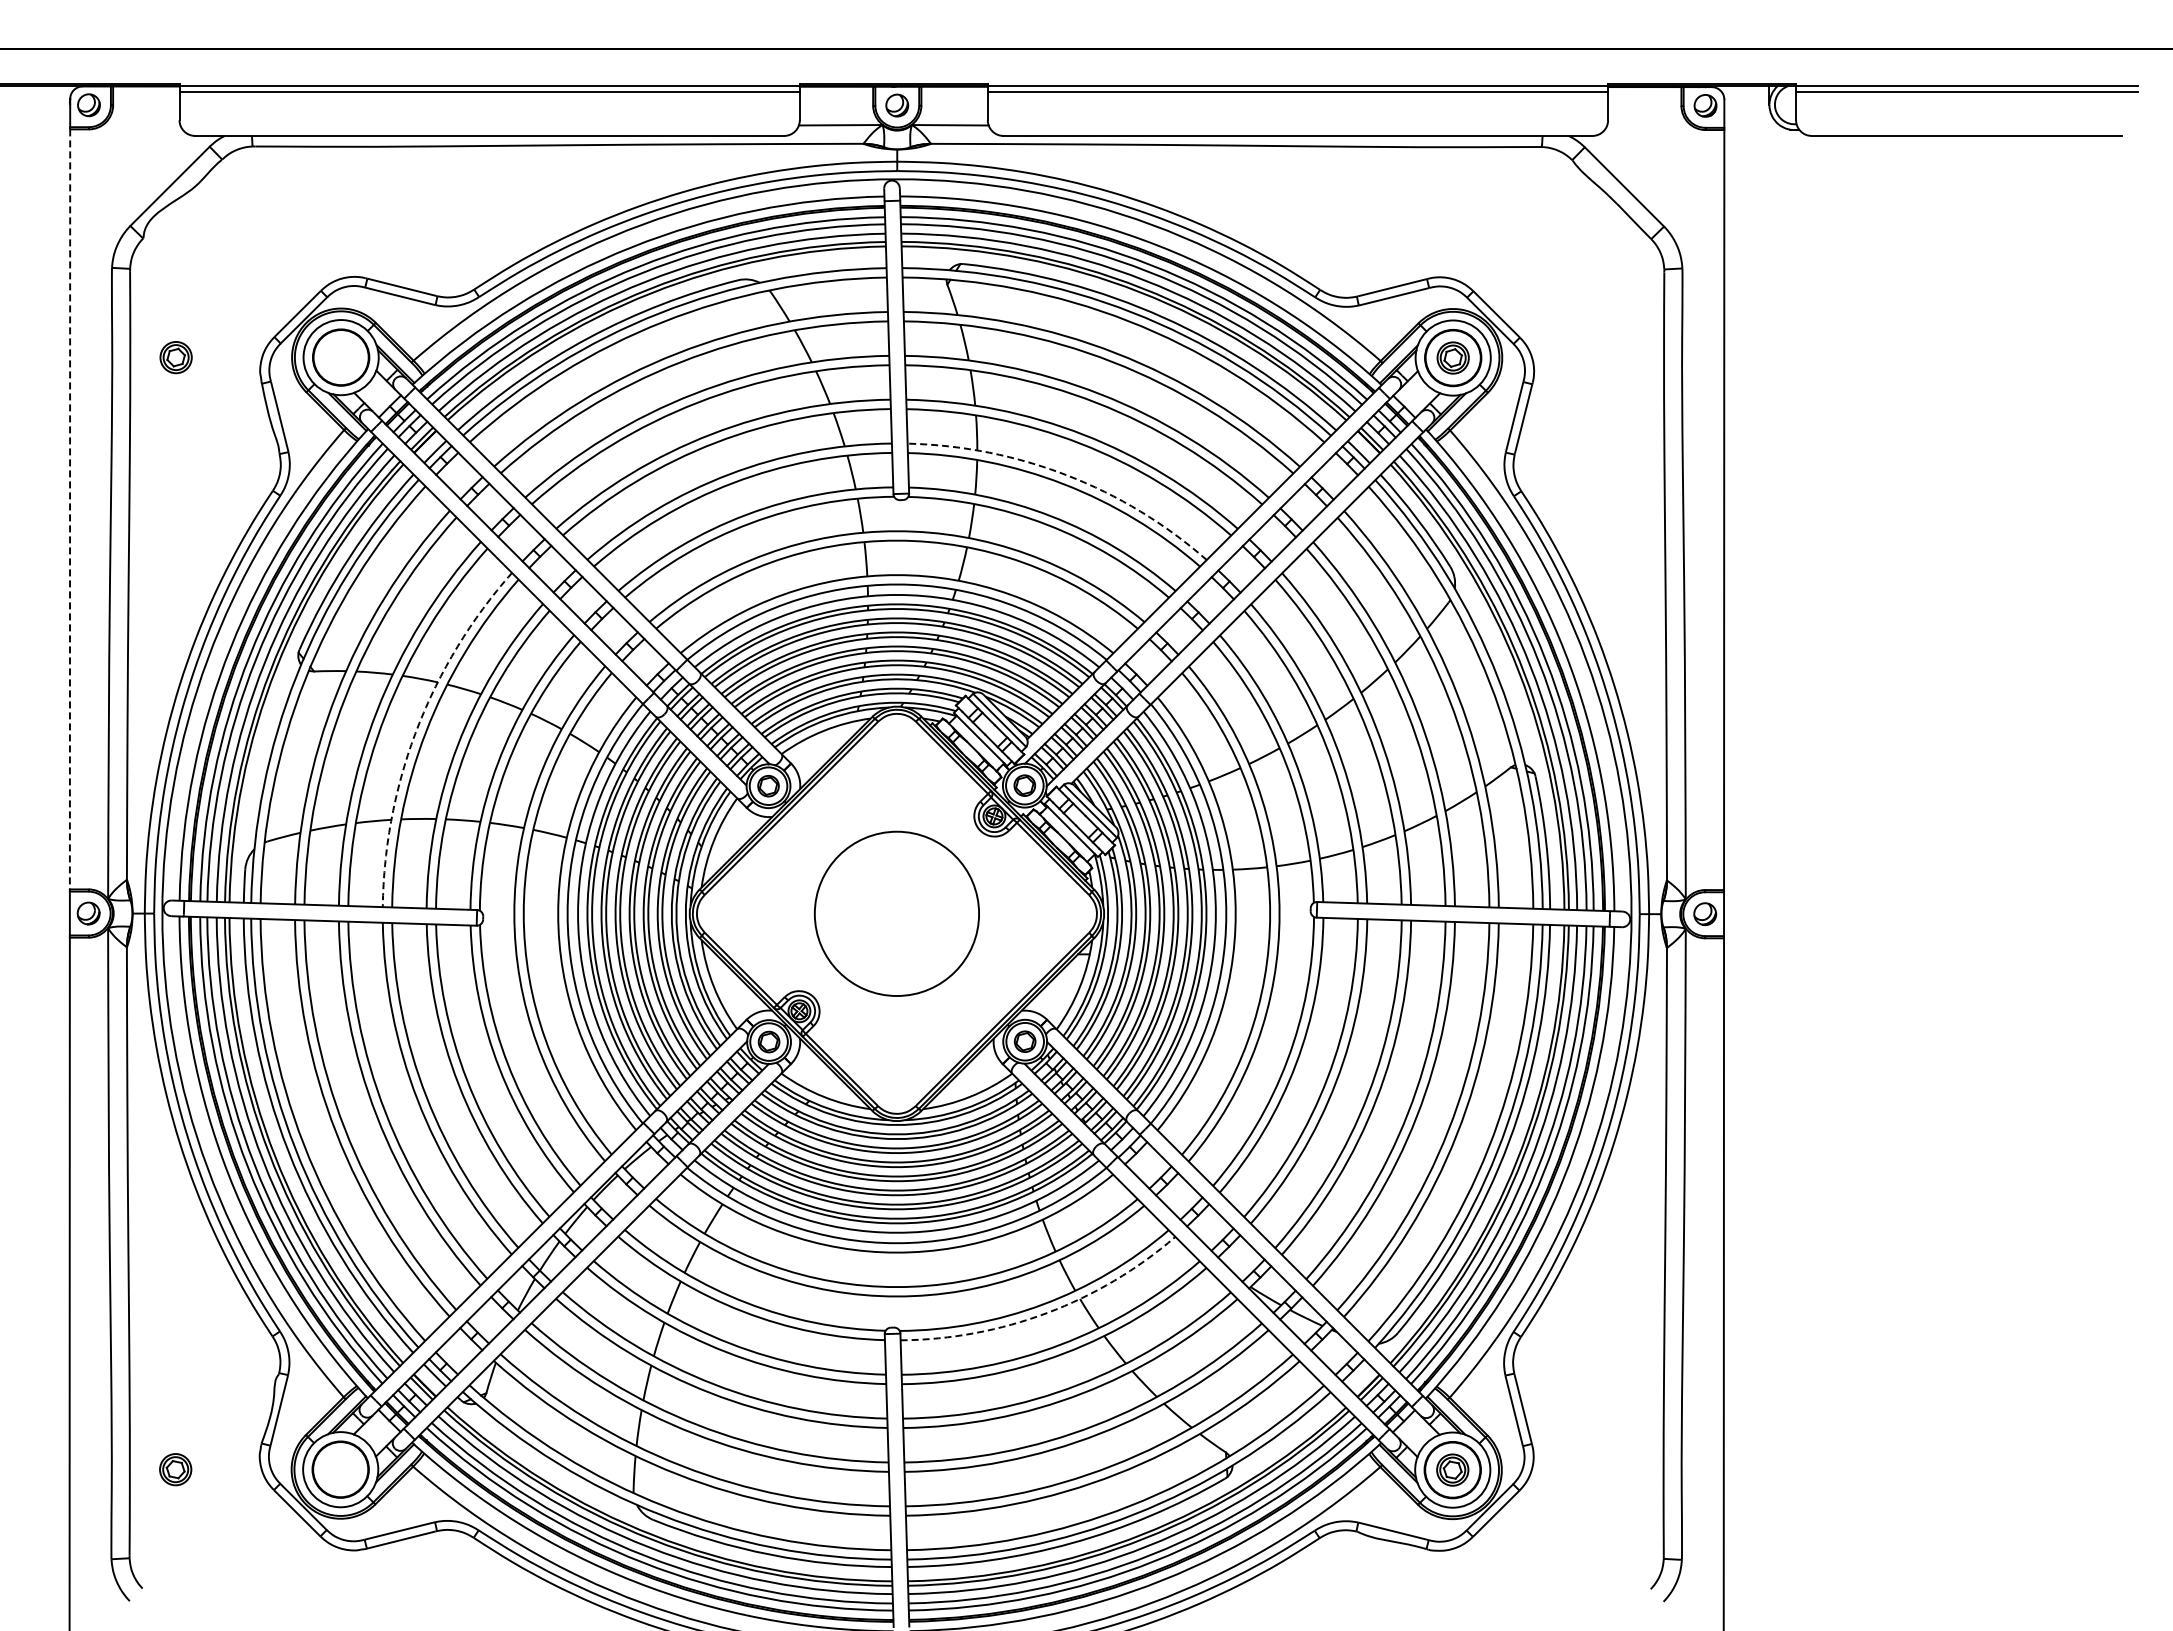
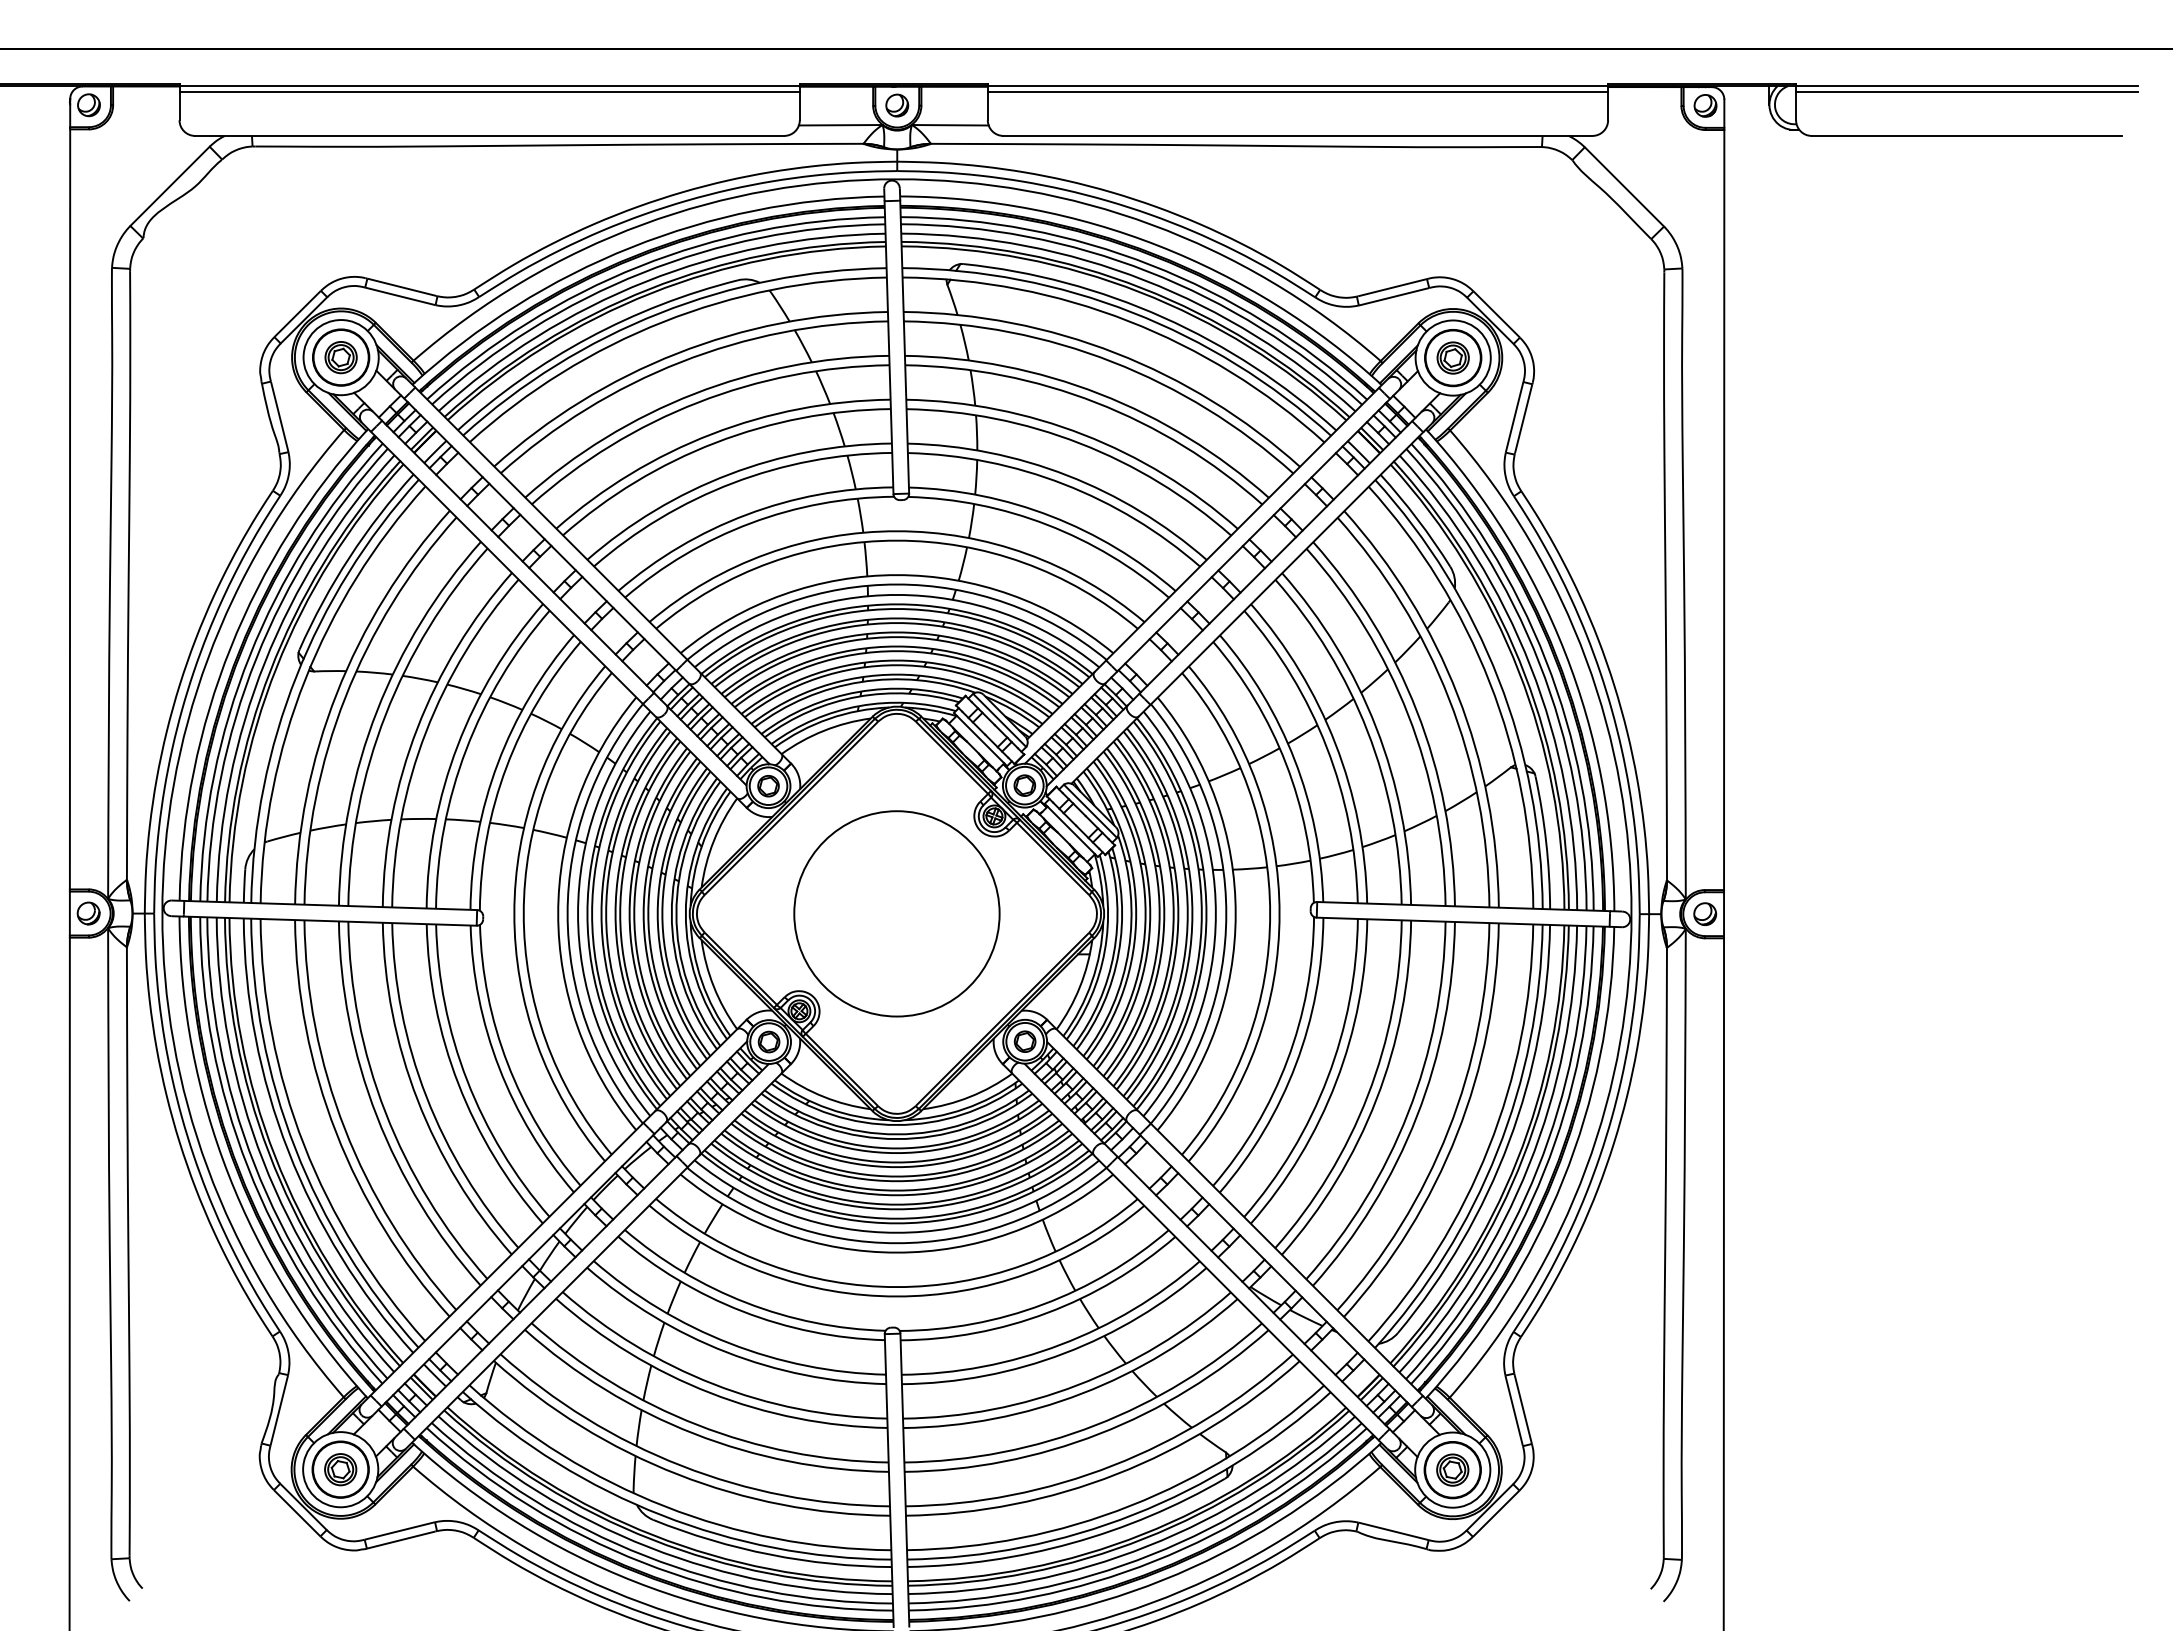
part position: (175, 357) -> (340, 357) (340, 357)
arc: dashed -> solid (1067, 475)
line: dashed -> solid (70, 509)
arc: dashed -> solid (417, 728)
circle diameter: 164 px -> 205 px (896, 913)
arc: dashed -> solid (1047, 1313)
part position: (175, 1469) -> (340, 1469) (340, 1469)
